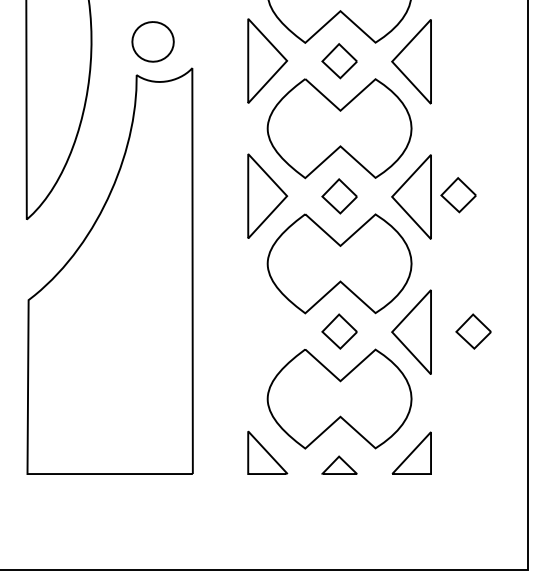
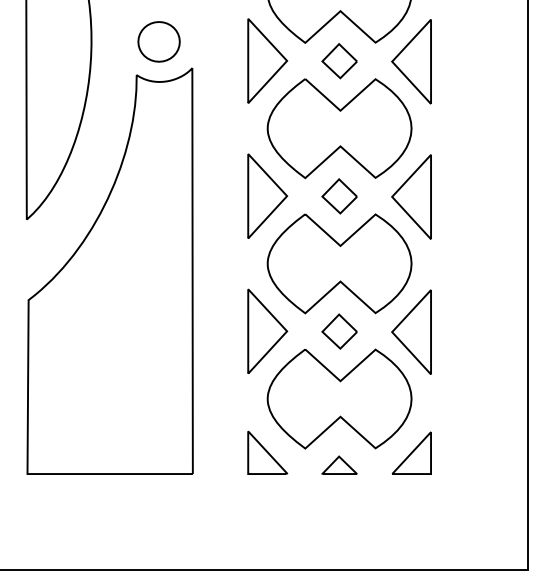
part position: (152, 41) -> (158, 41) (158, 41)
part: present -> none (458, 195)
part: none -> present (267, 330)
part: present -> none (473, 331)
